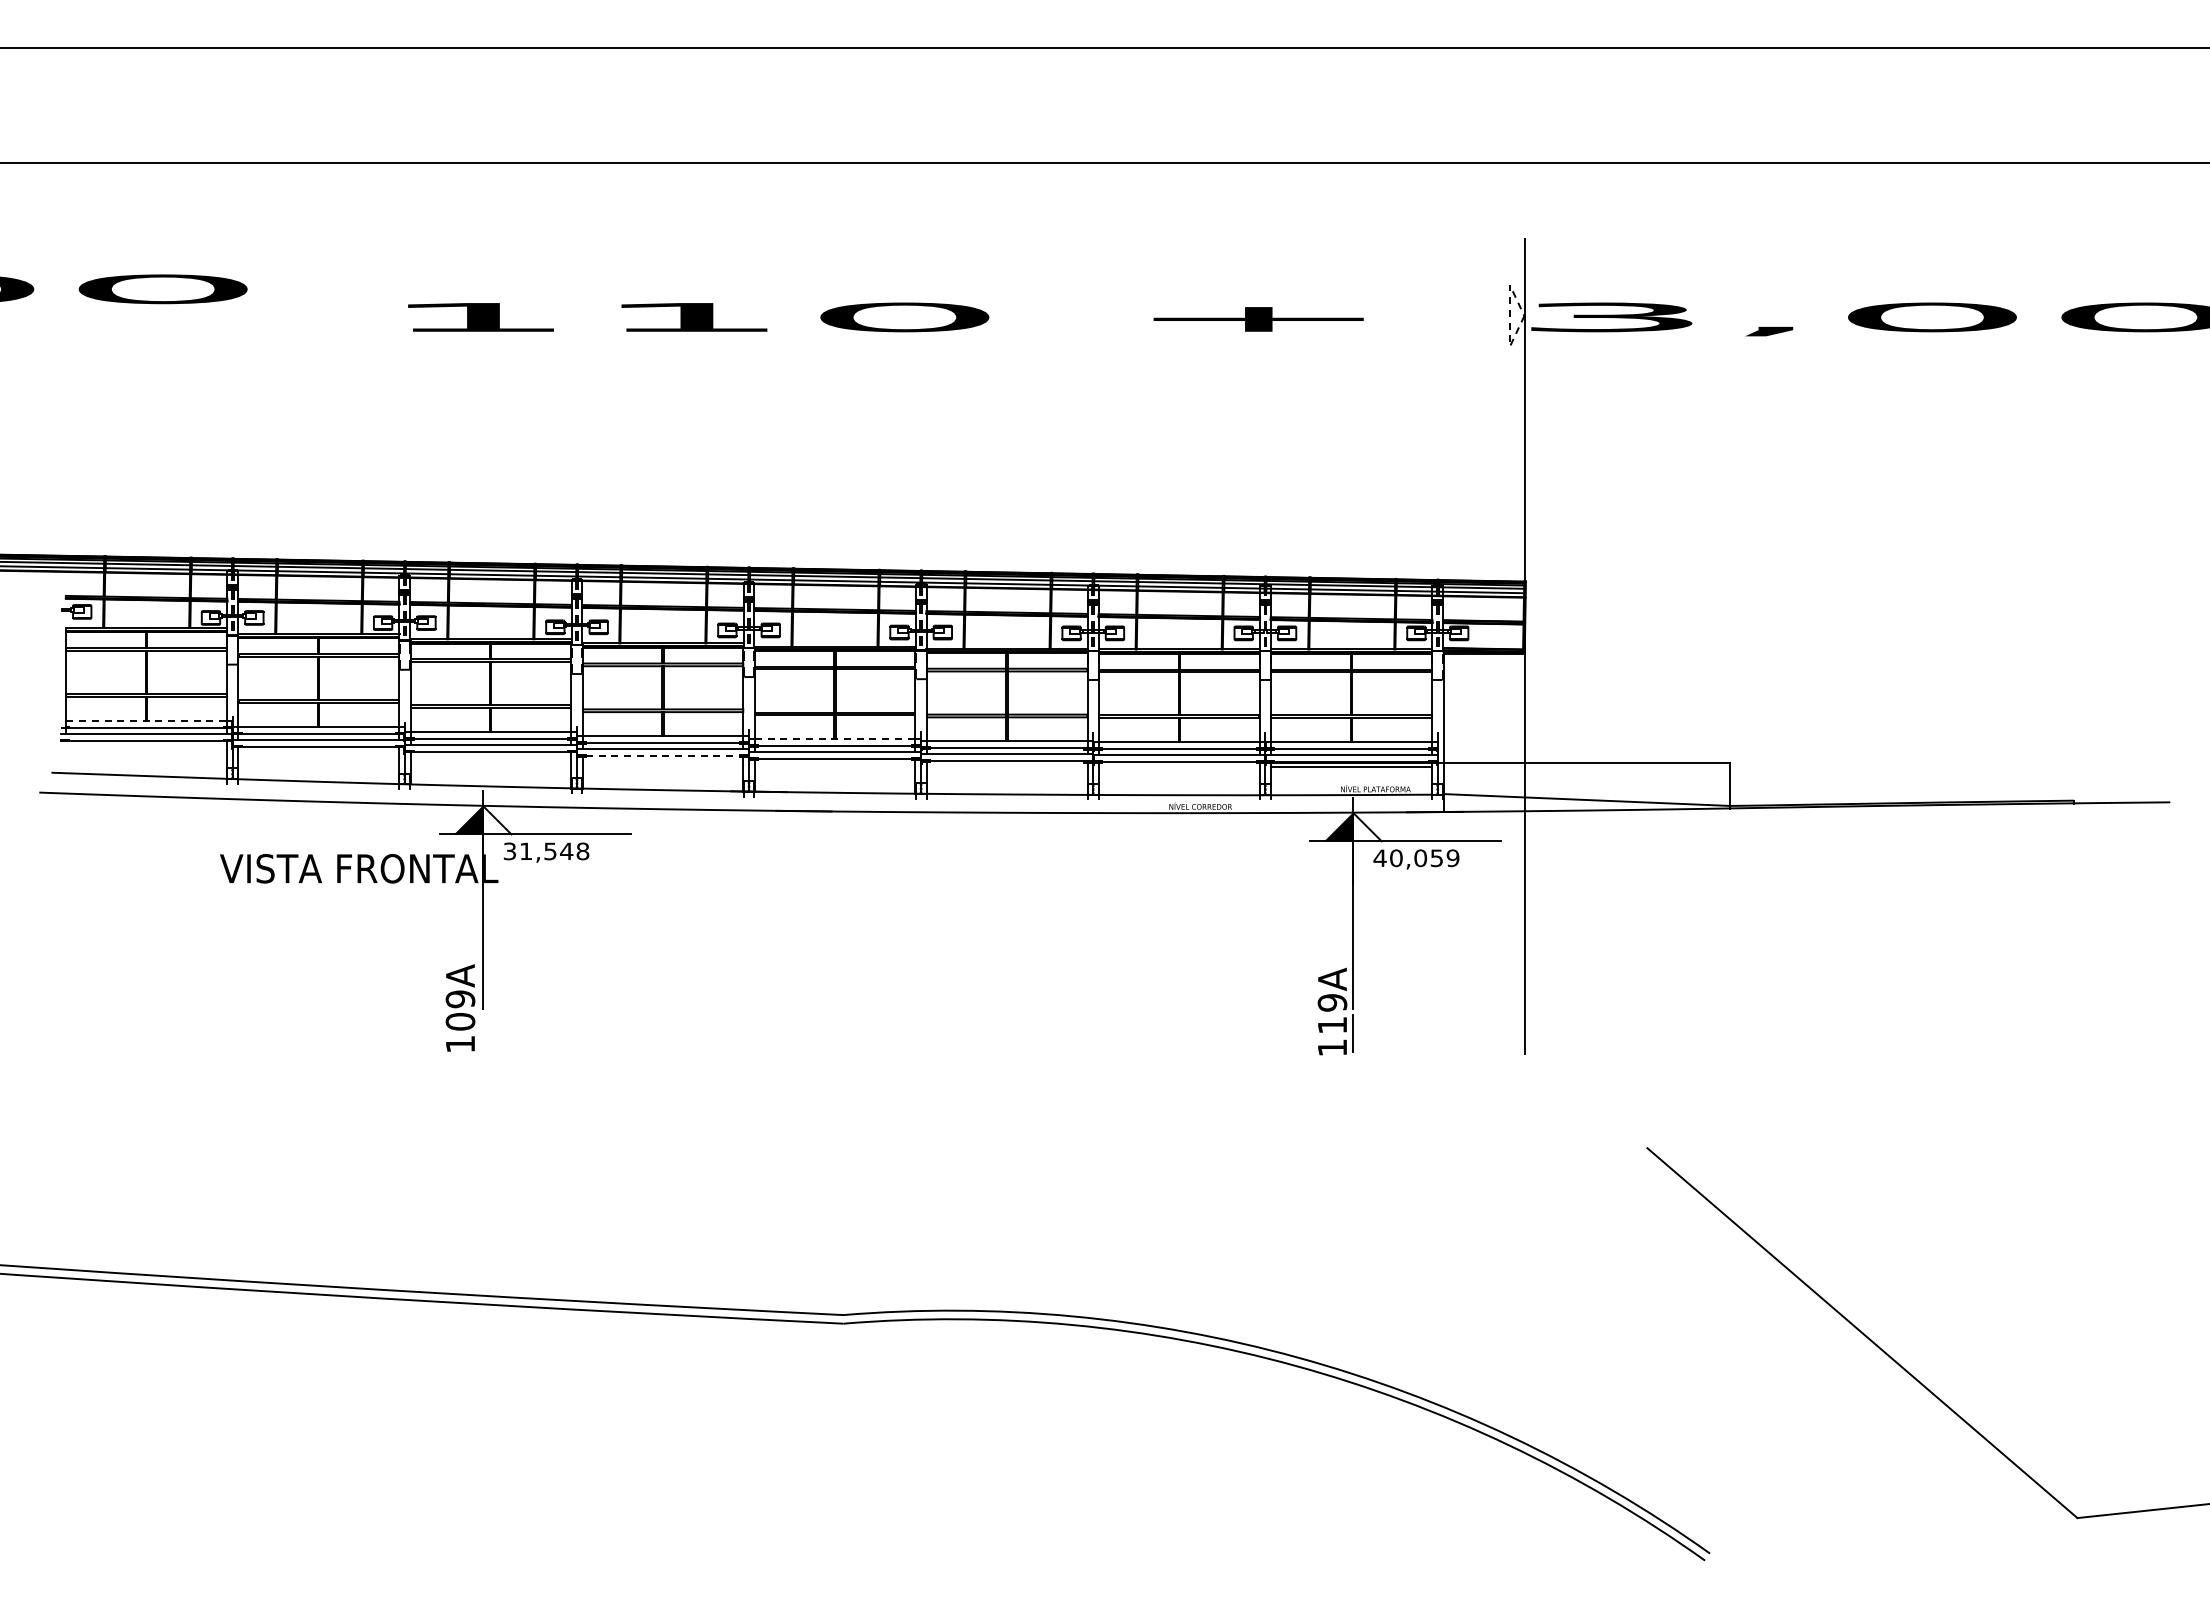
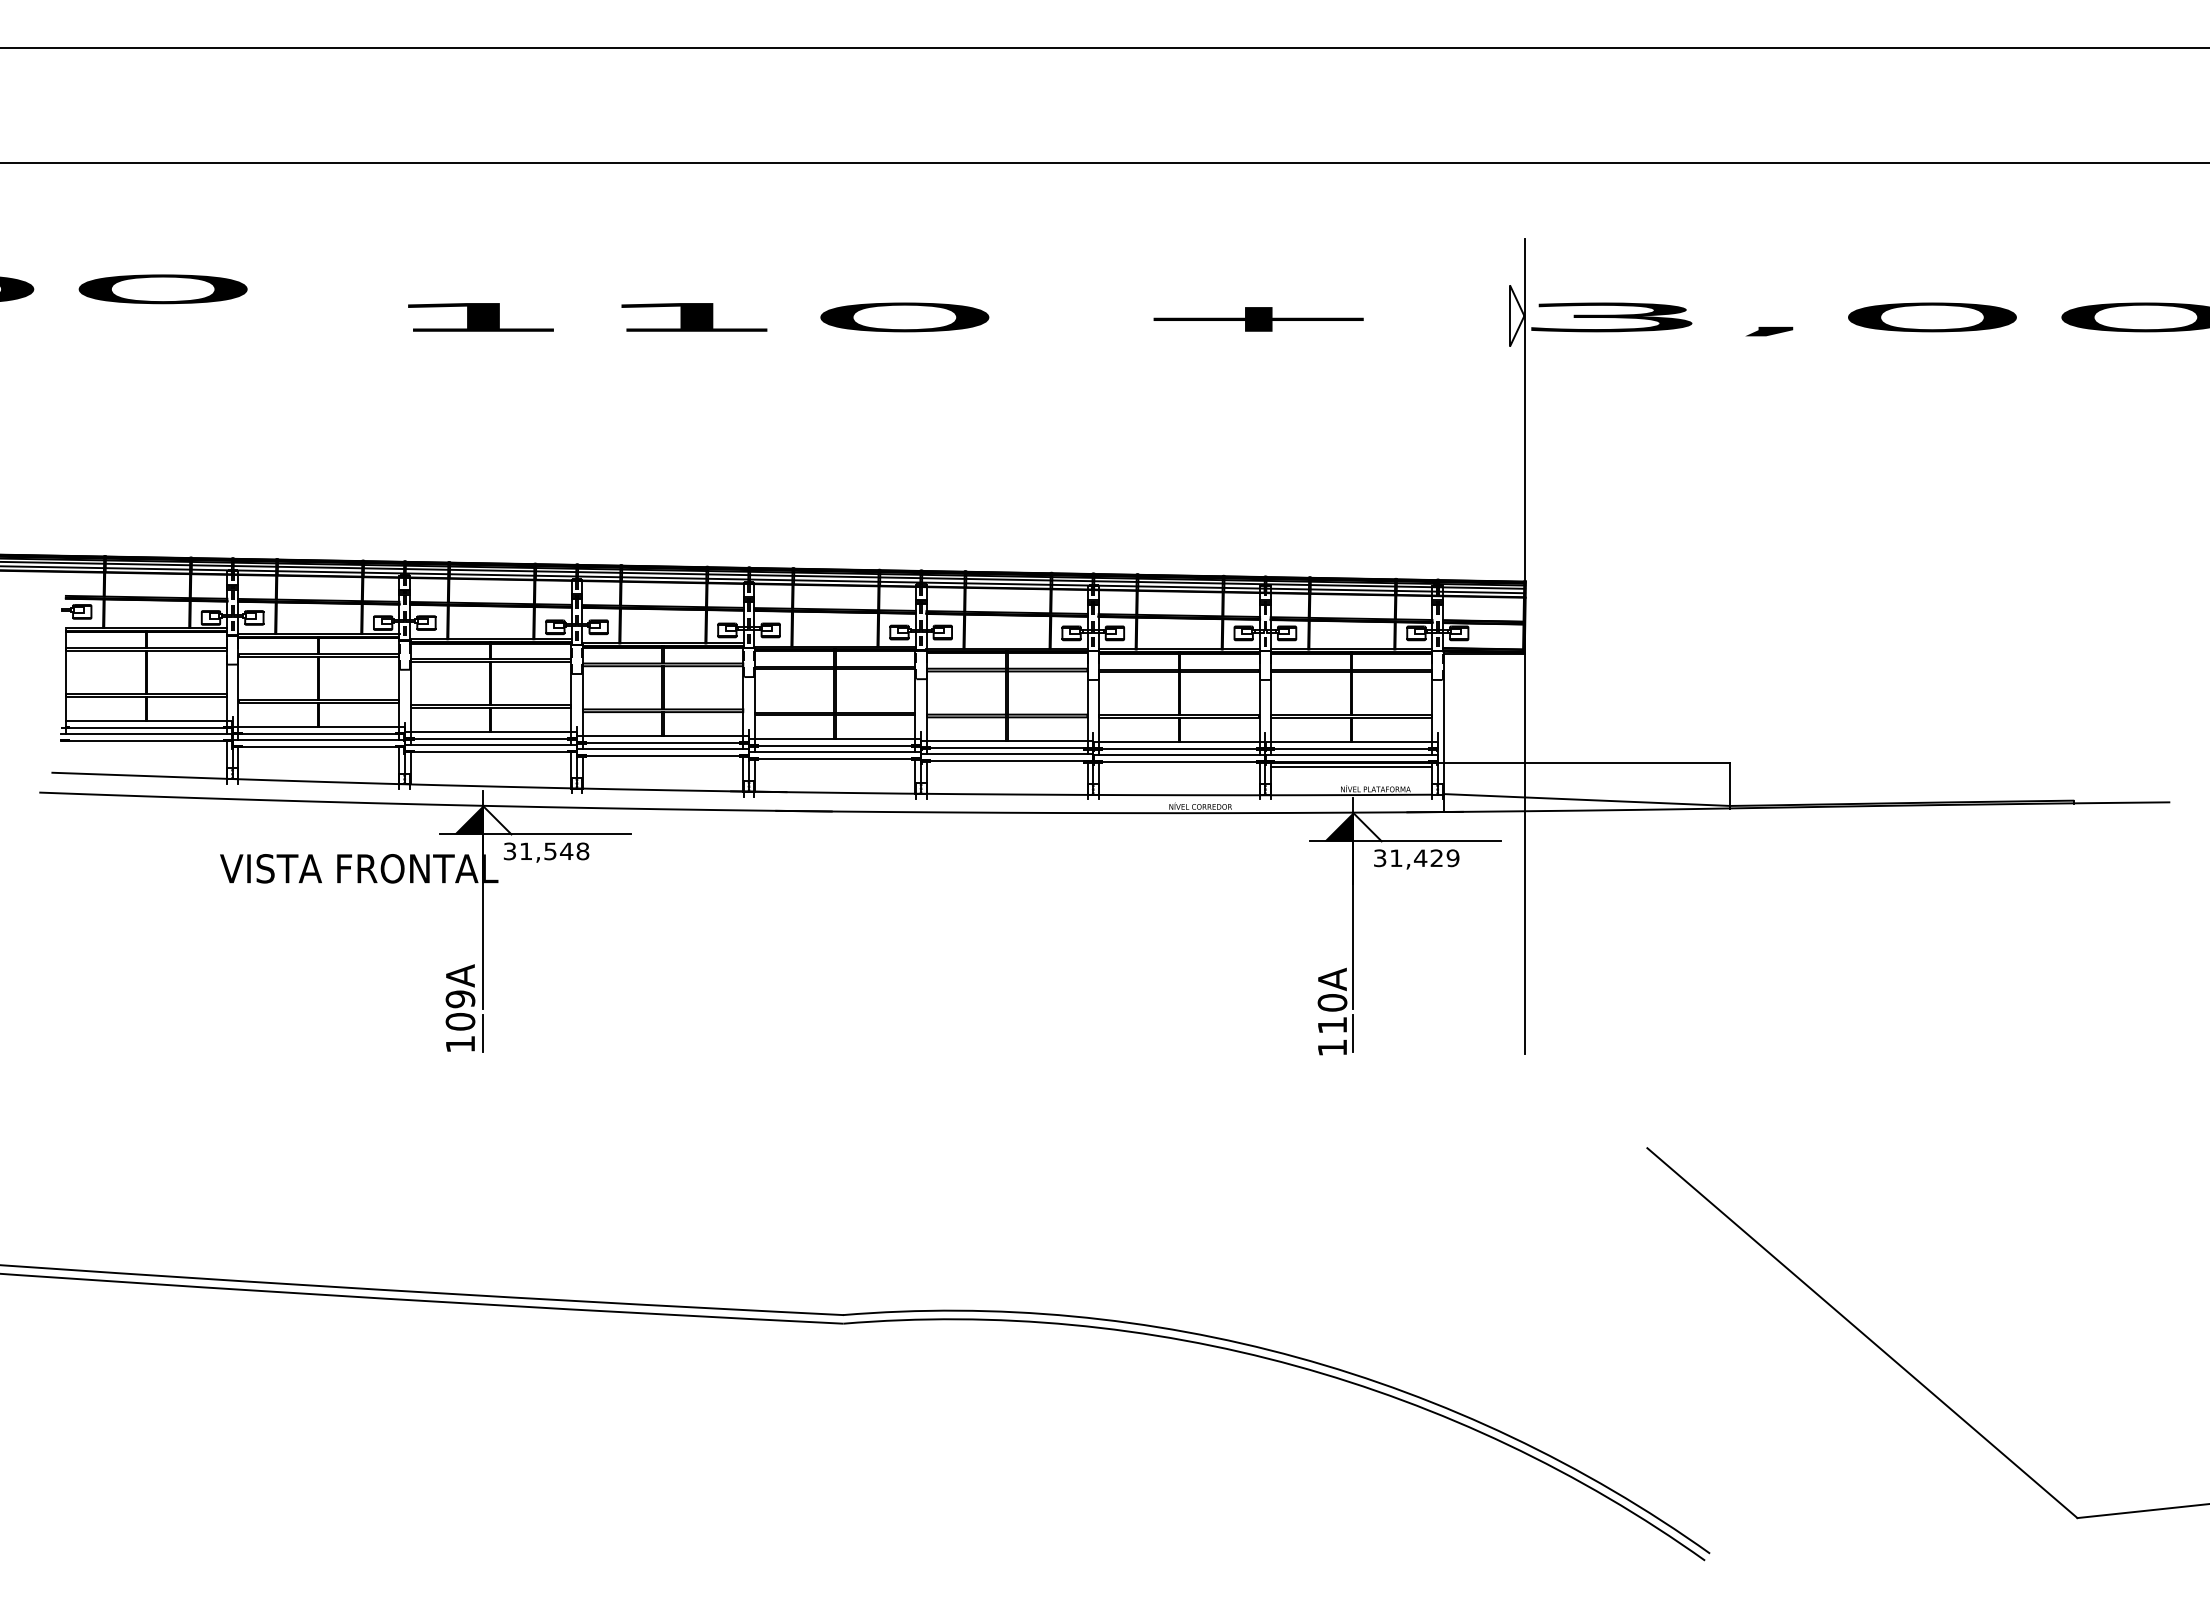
line: dashed -> solid (1509, 315)
line: dashed -> solid (147, 720)
line: dashed -> solid (835, 739)
line: dashed -> solid (663, 756)
text: 40,059 -> 31,429 (1407, 858)
text: 119A -> 110A (1332, 1002)
line: none -> present (482, 1033)
